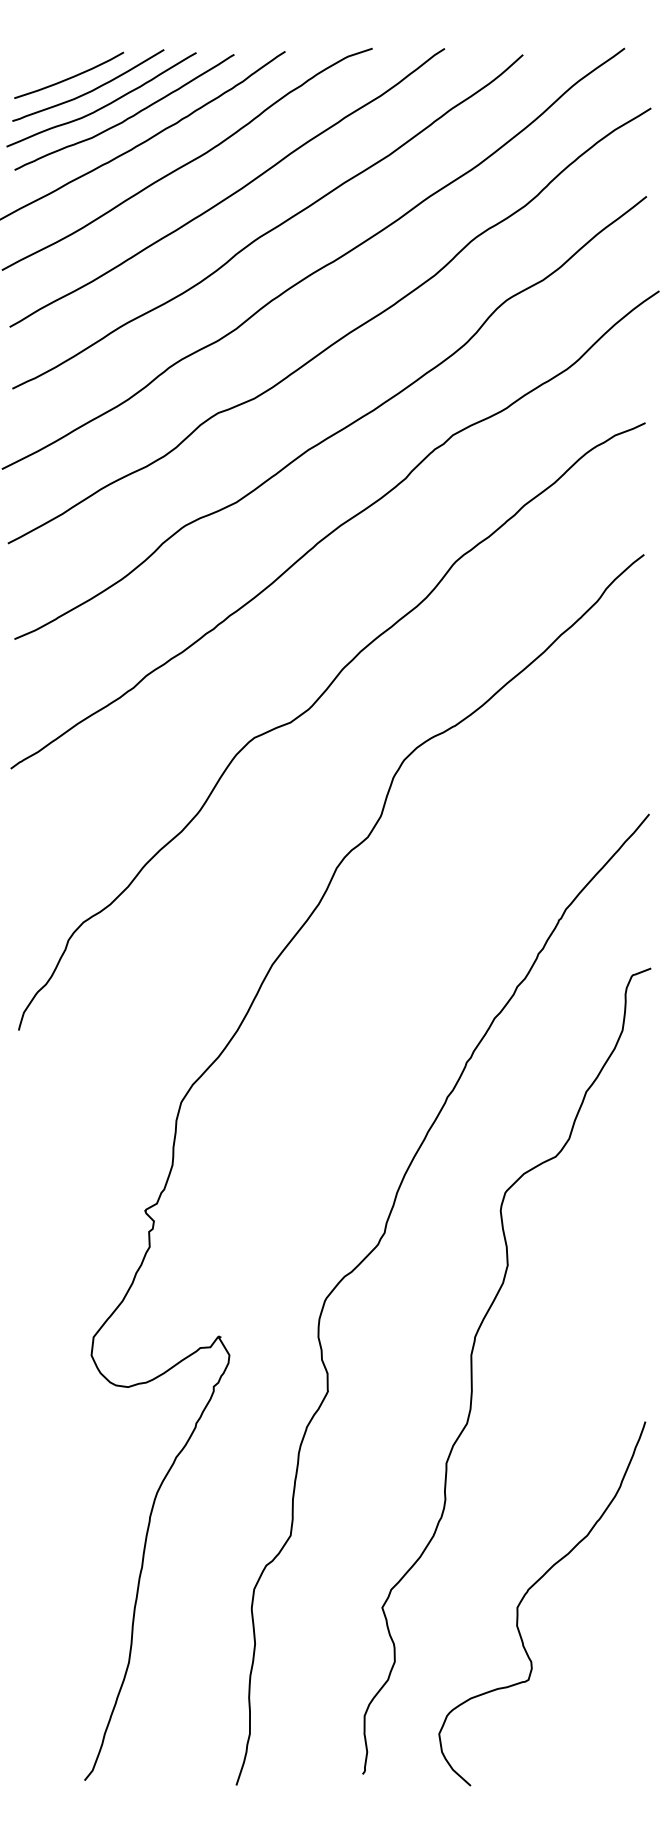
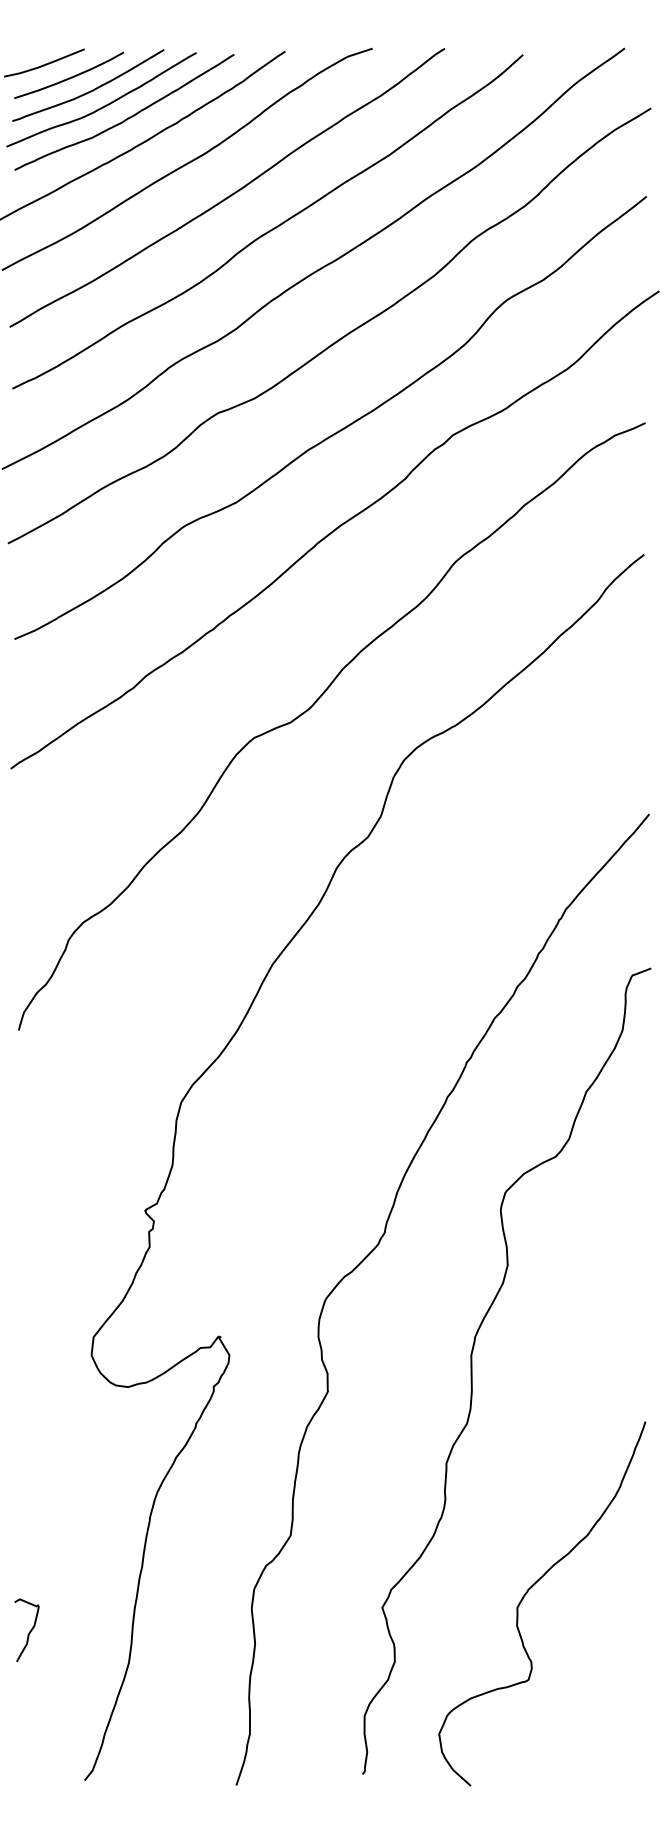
line: none -> present (45, 63)
curve: none -> present (28, 1632)
